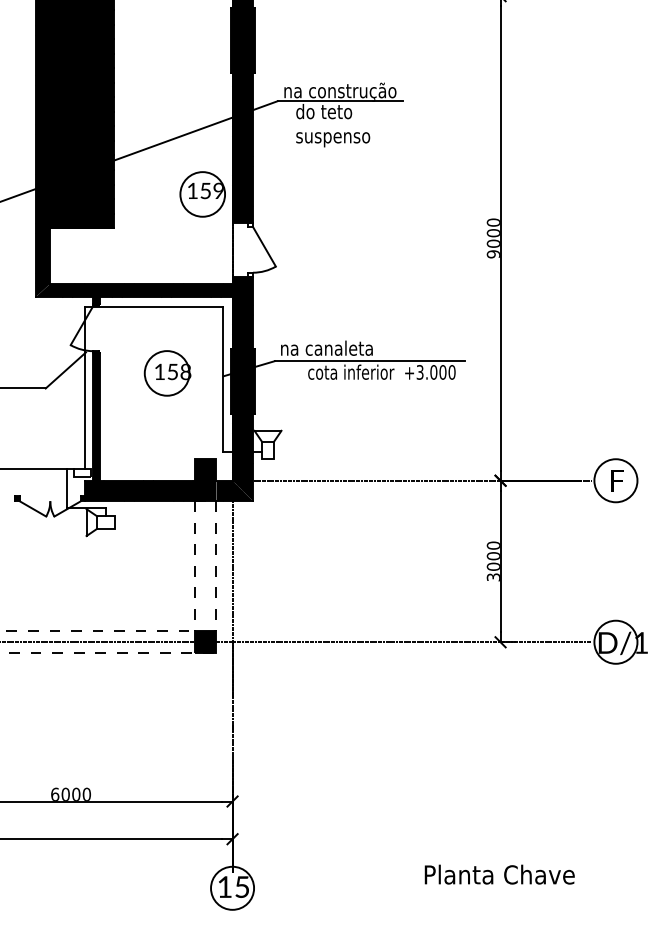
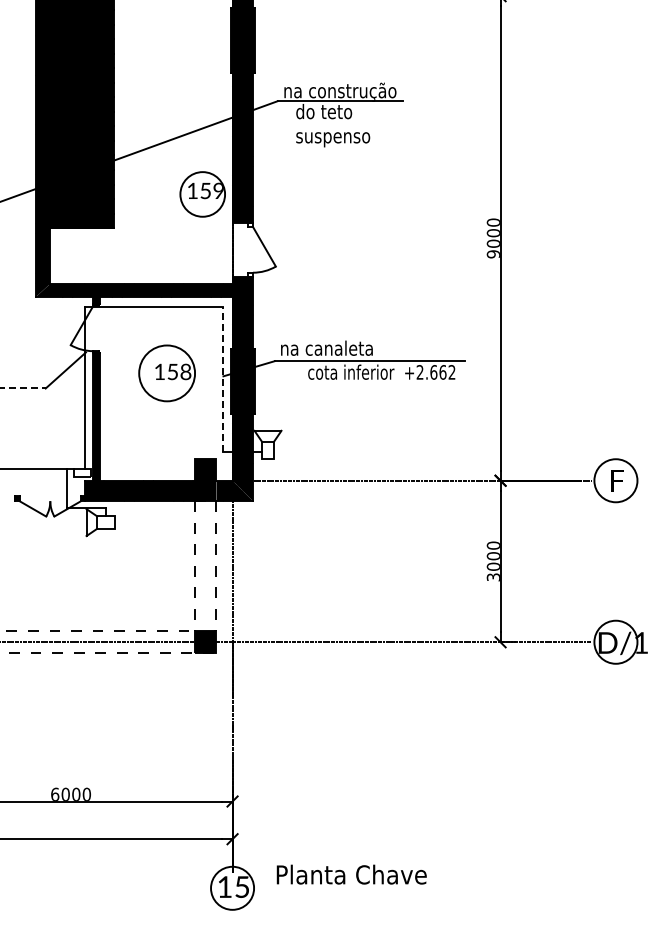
text: +3.000 -> +2.662 (435, 372)
circle diameter: 45 px -> 56 px (167, 373)
line: solid -> dashed (223, 379)
line: solid -> dashed (23, 388)
text position: (499, 874) -> (351, 874) (351, 874)
